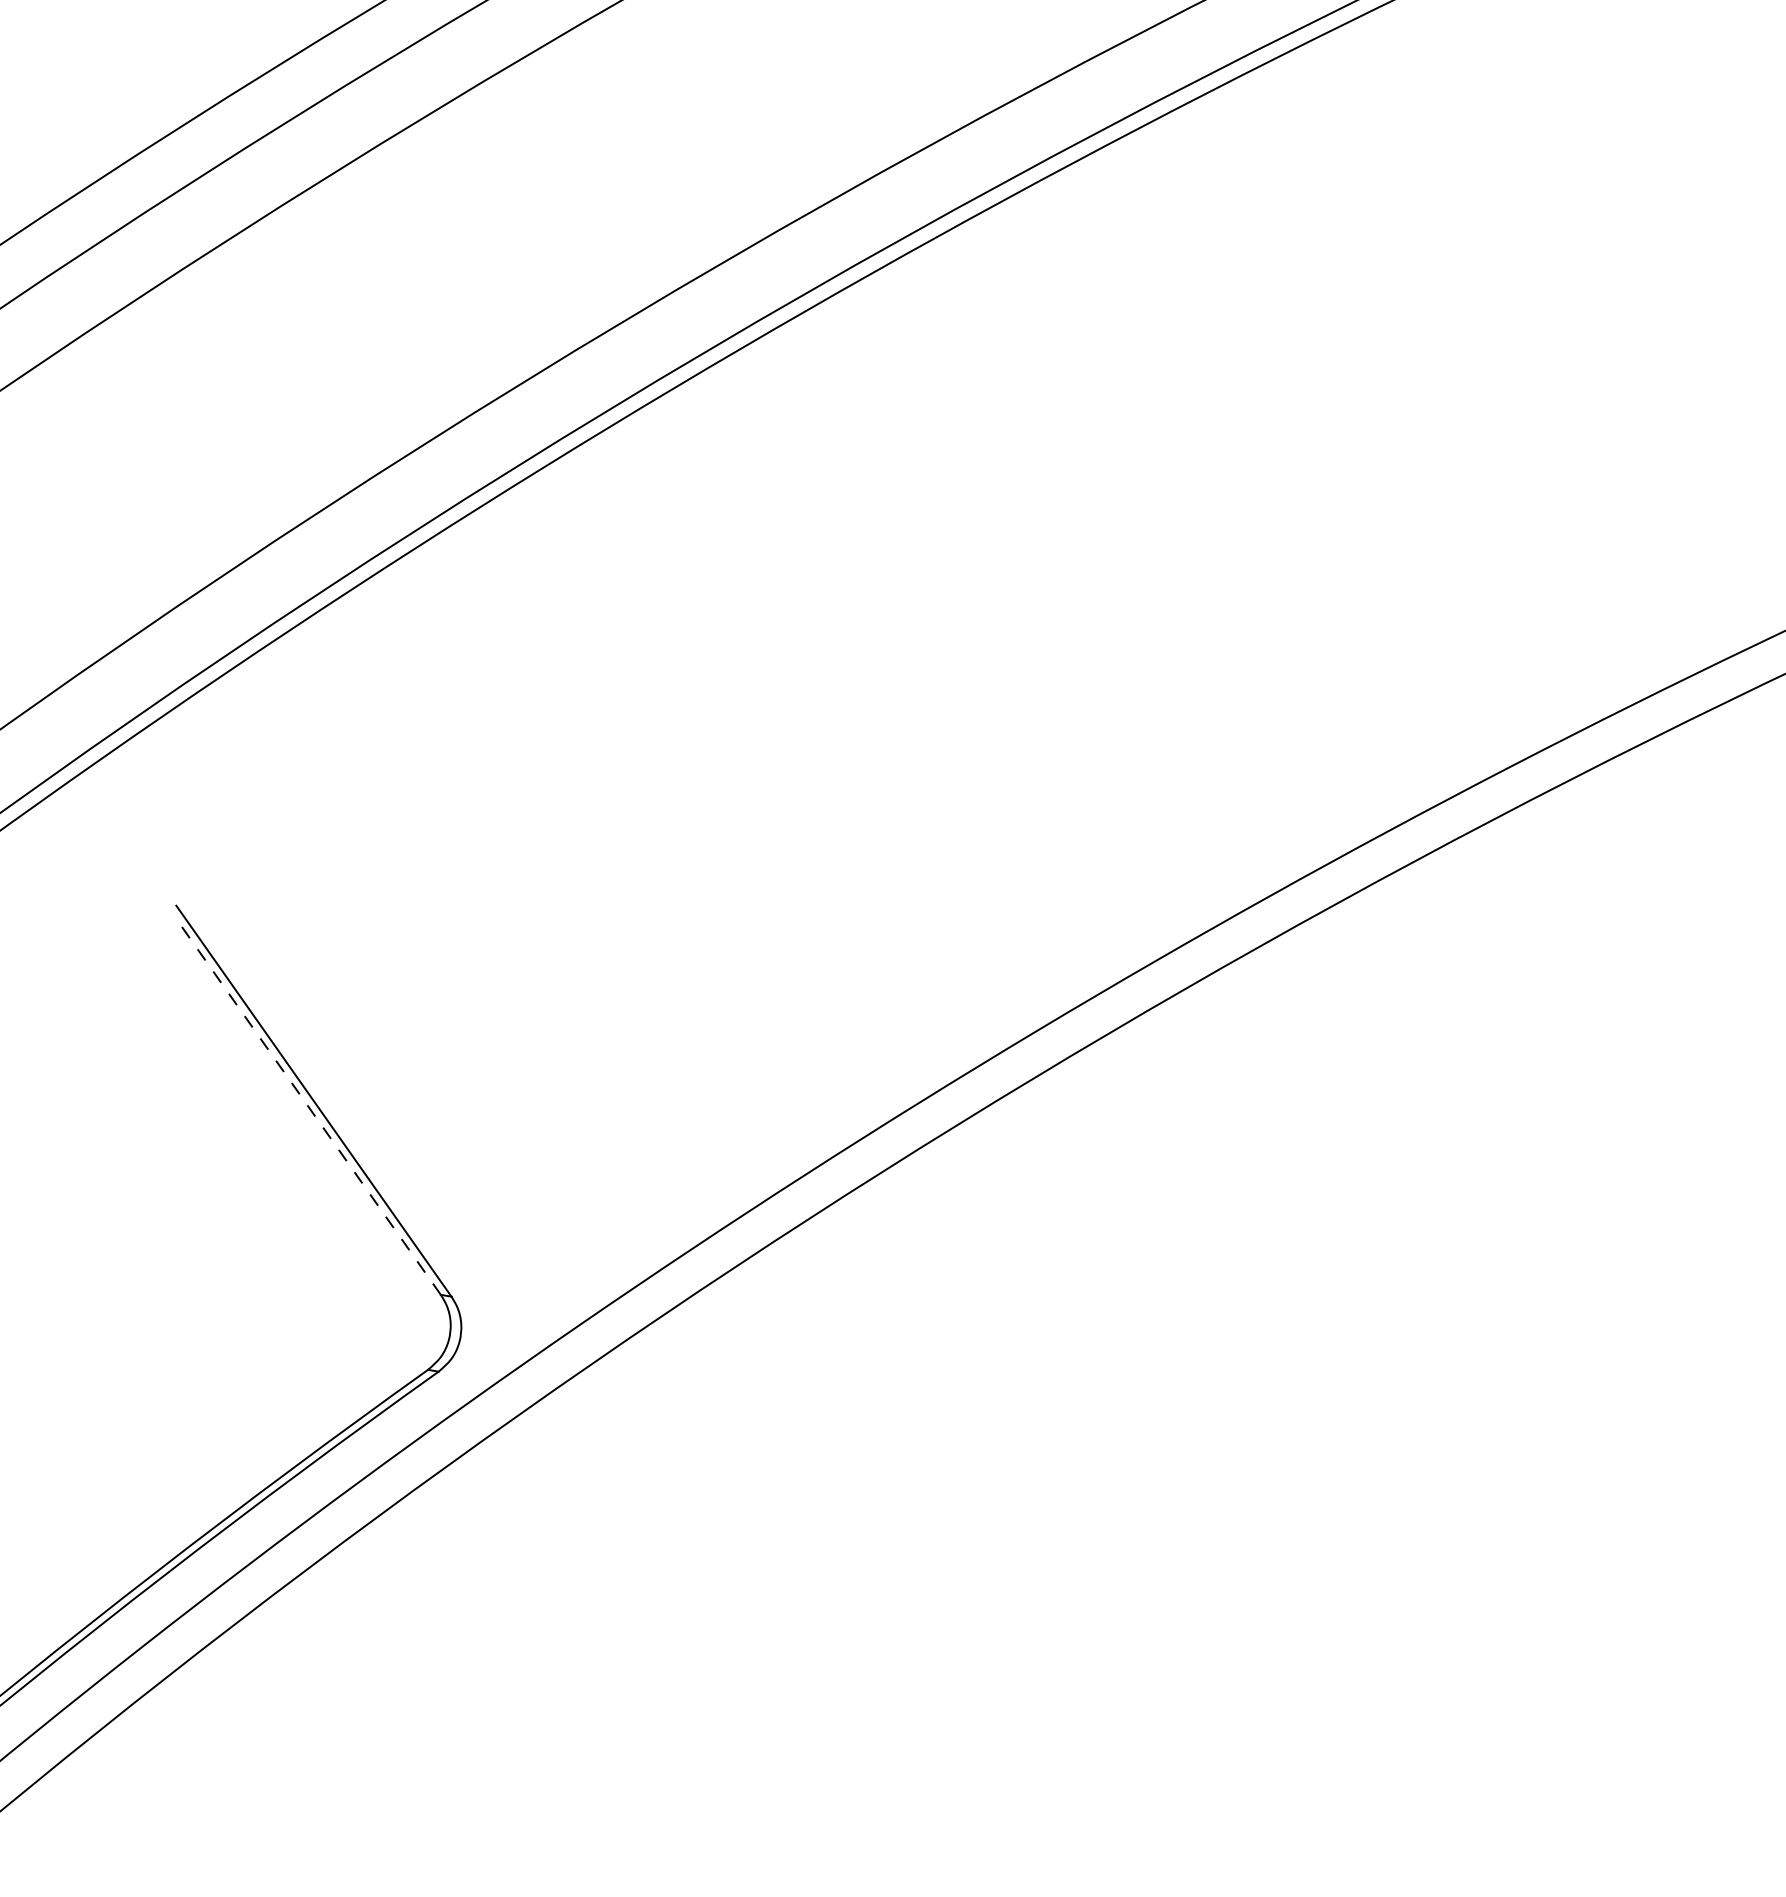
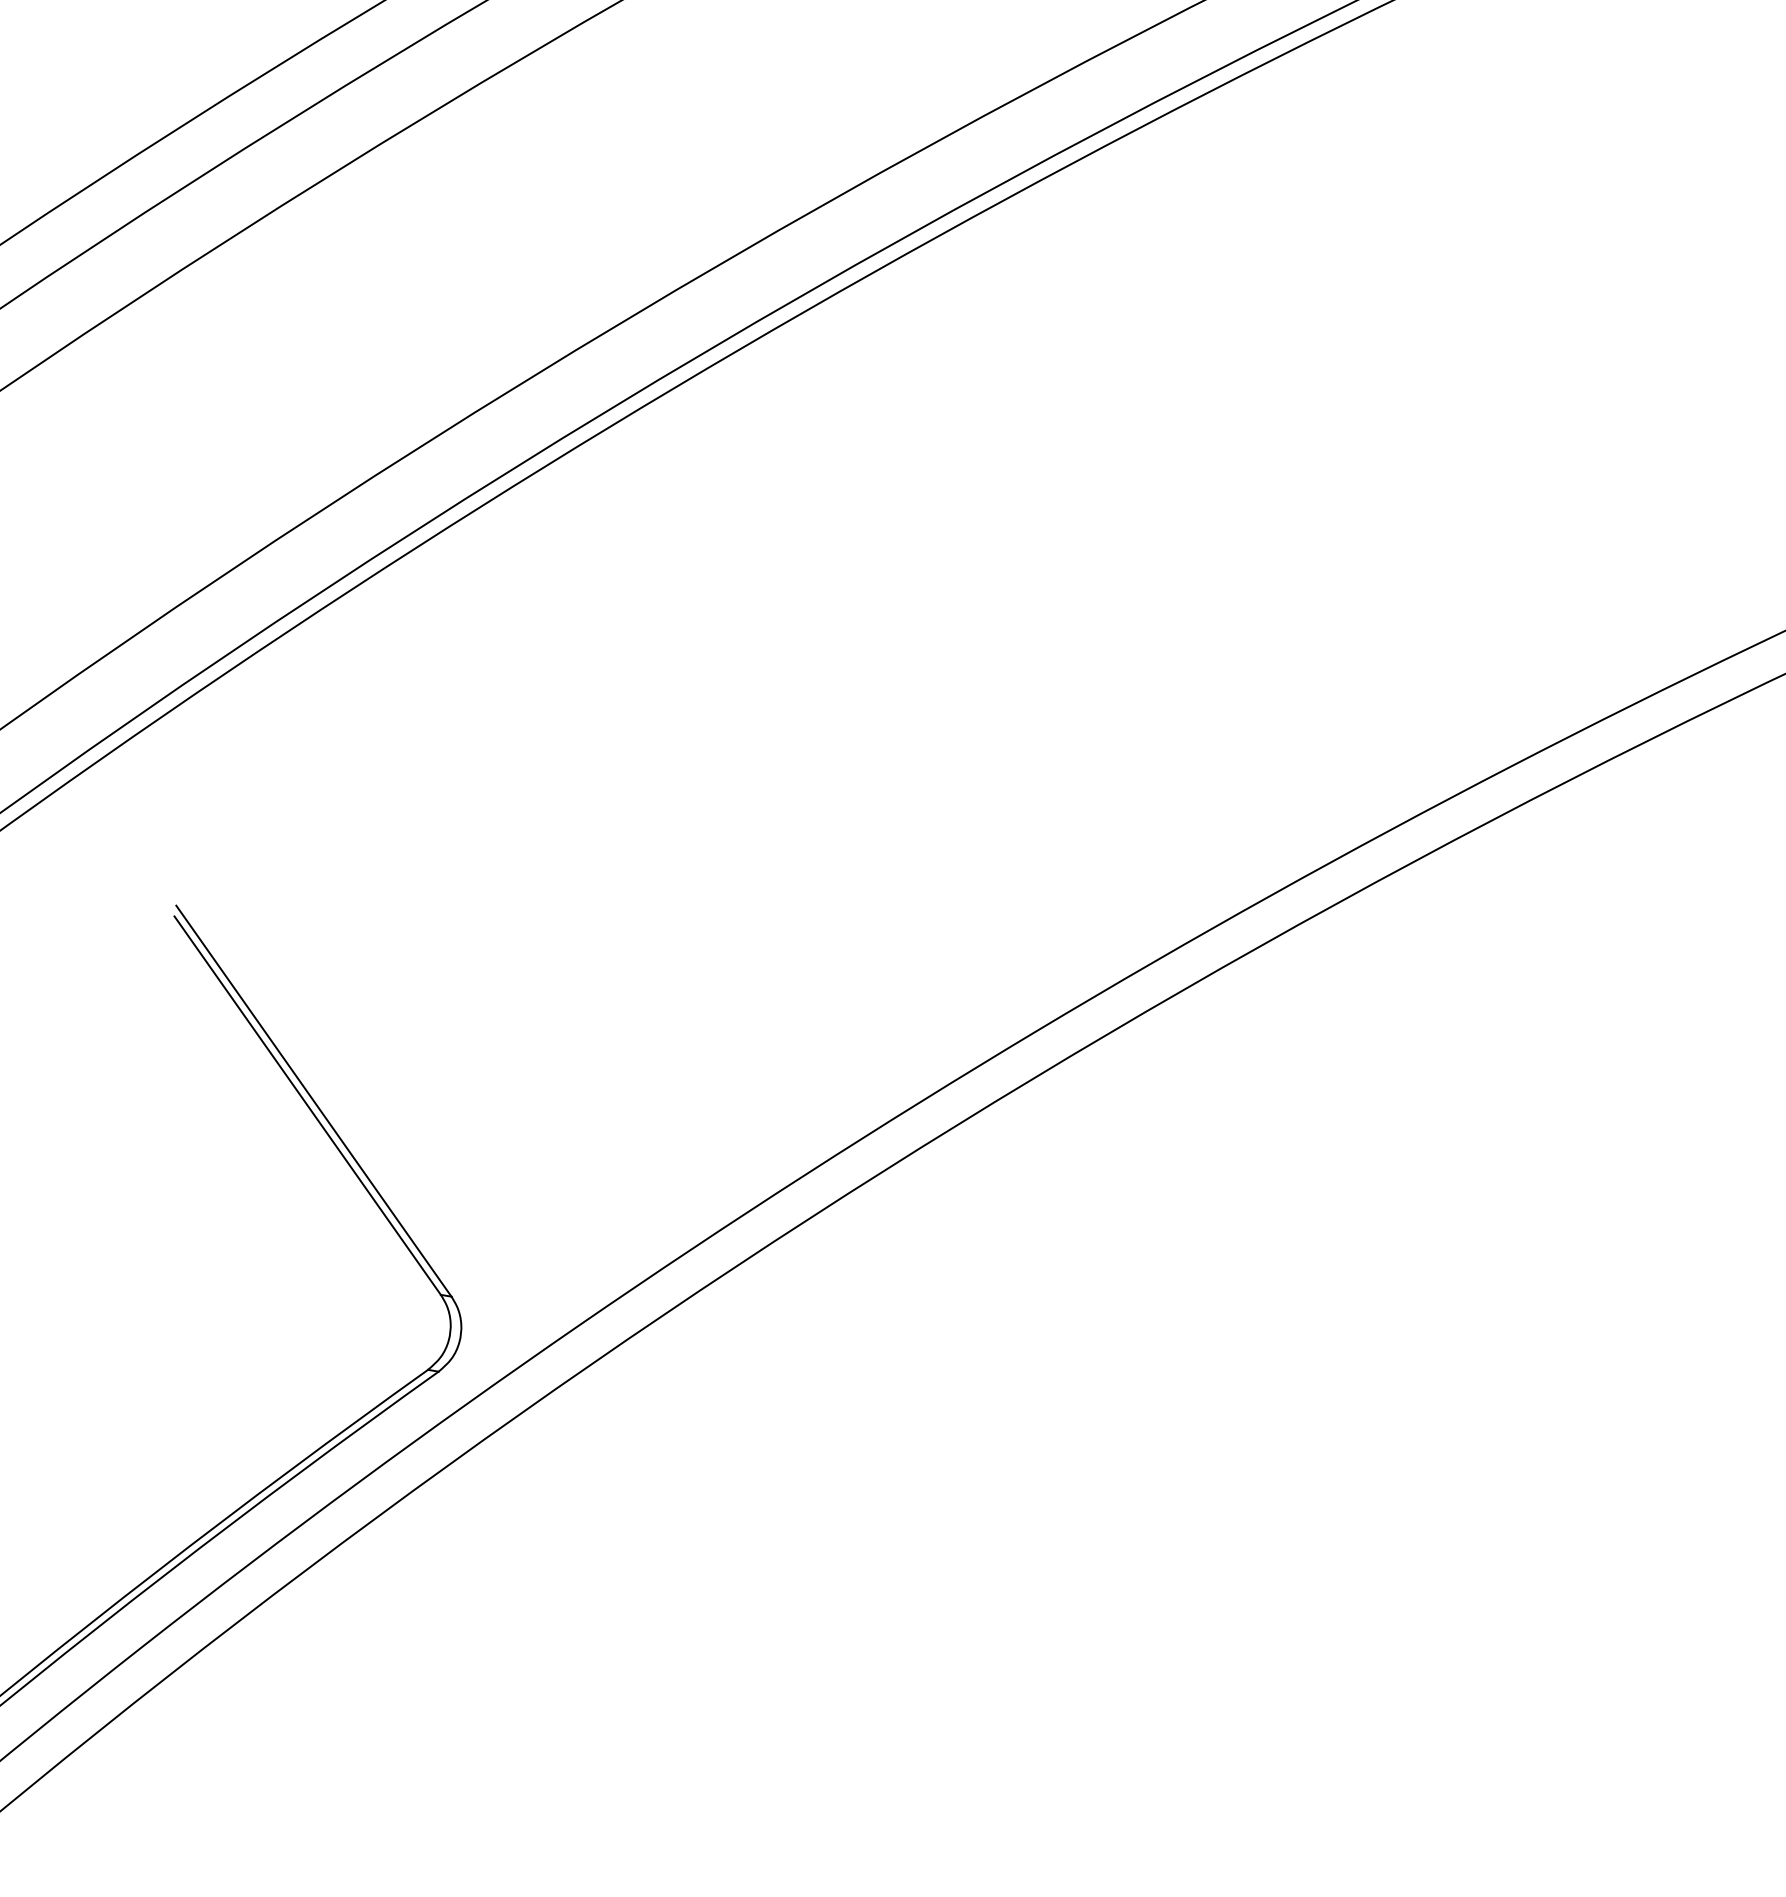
line: dashed -> solid (307, 1105)
